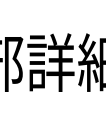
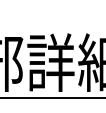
line: none -> present (52, 98)
